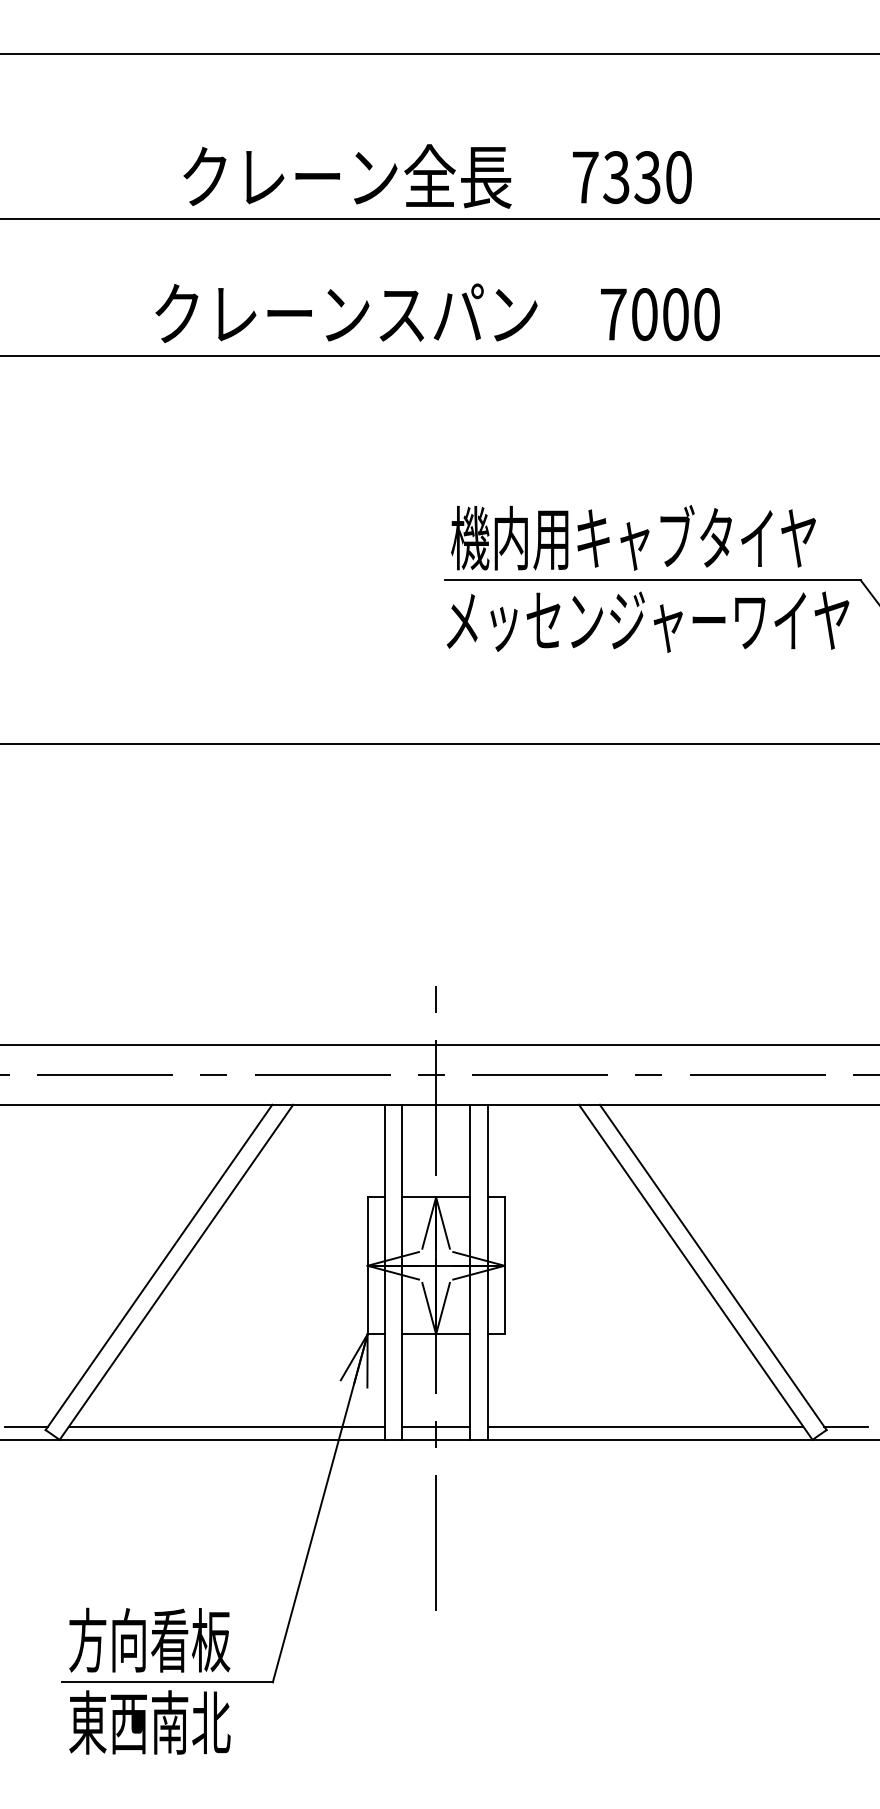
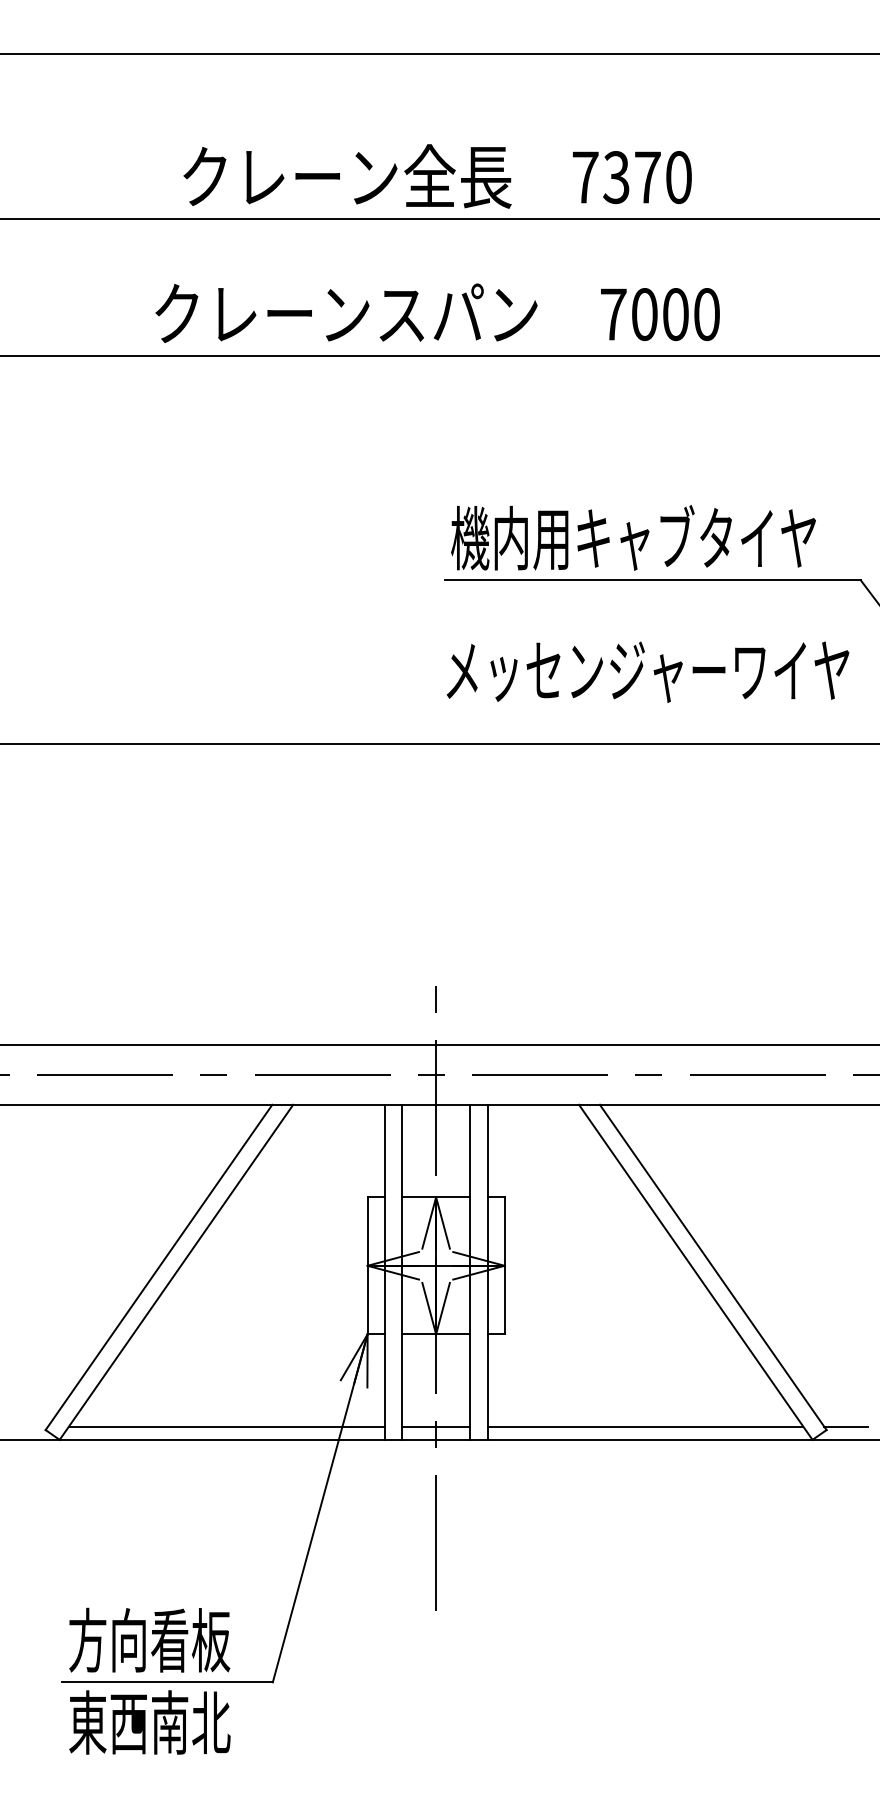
text: 7330 -> 7370 (647, 177)
text position: (647, 621) -> (647, 671) (647, 671)
line: present -> none (26, 1426)
